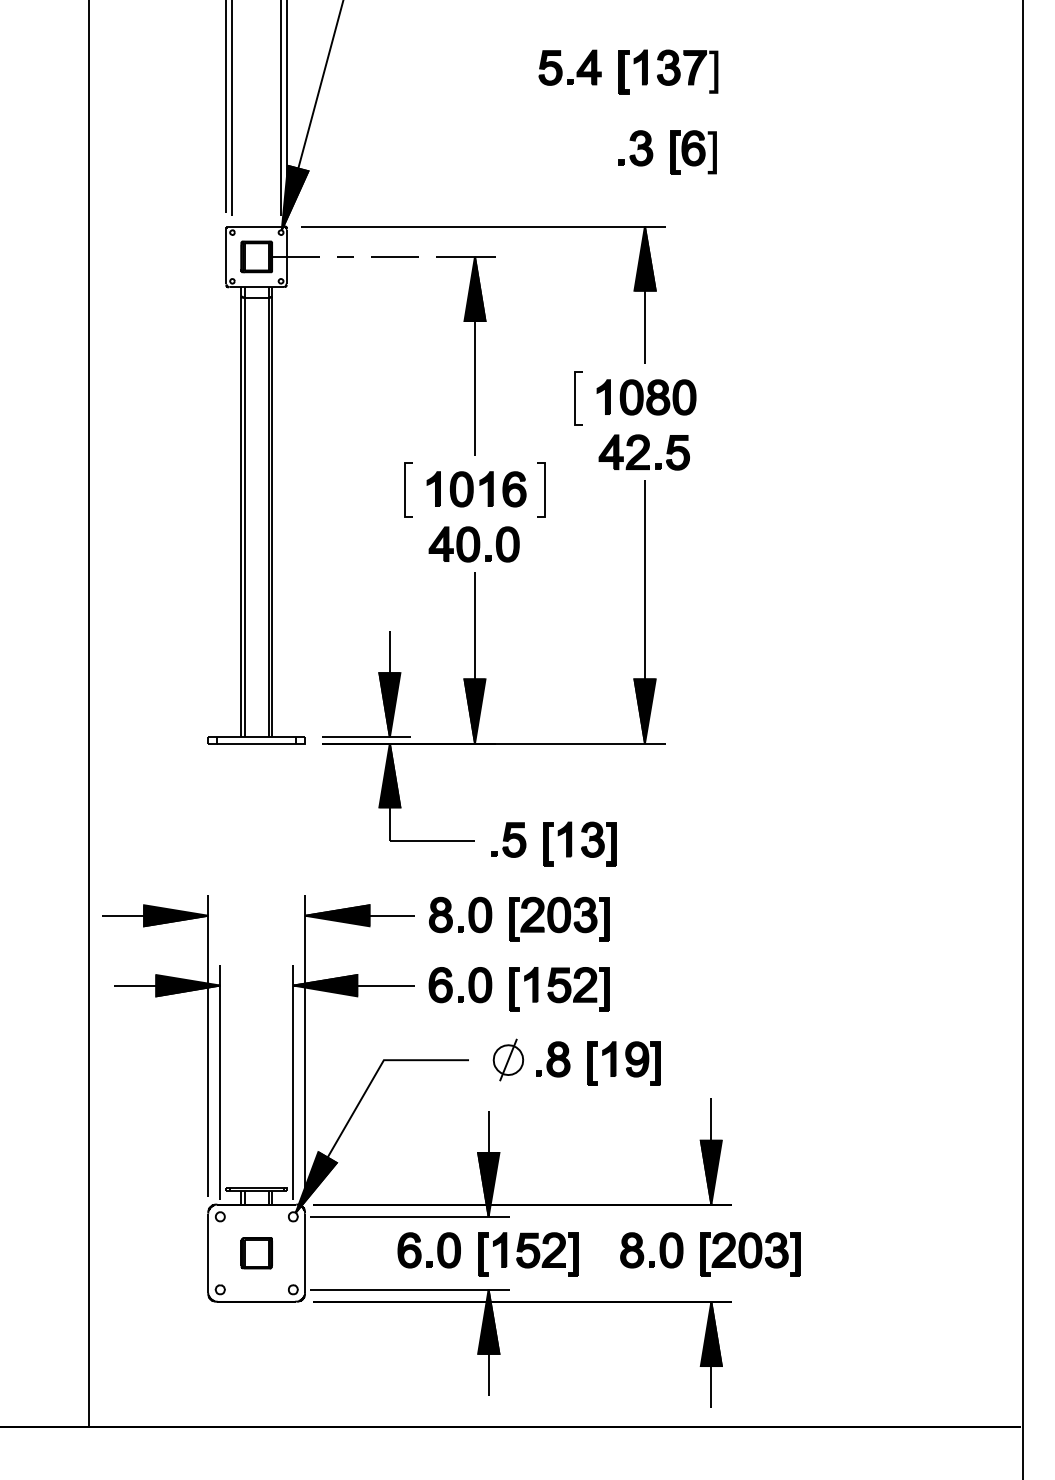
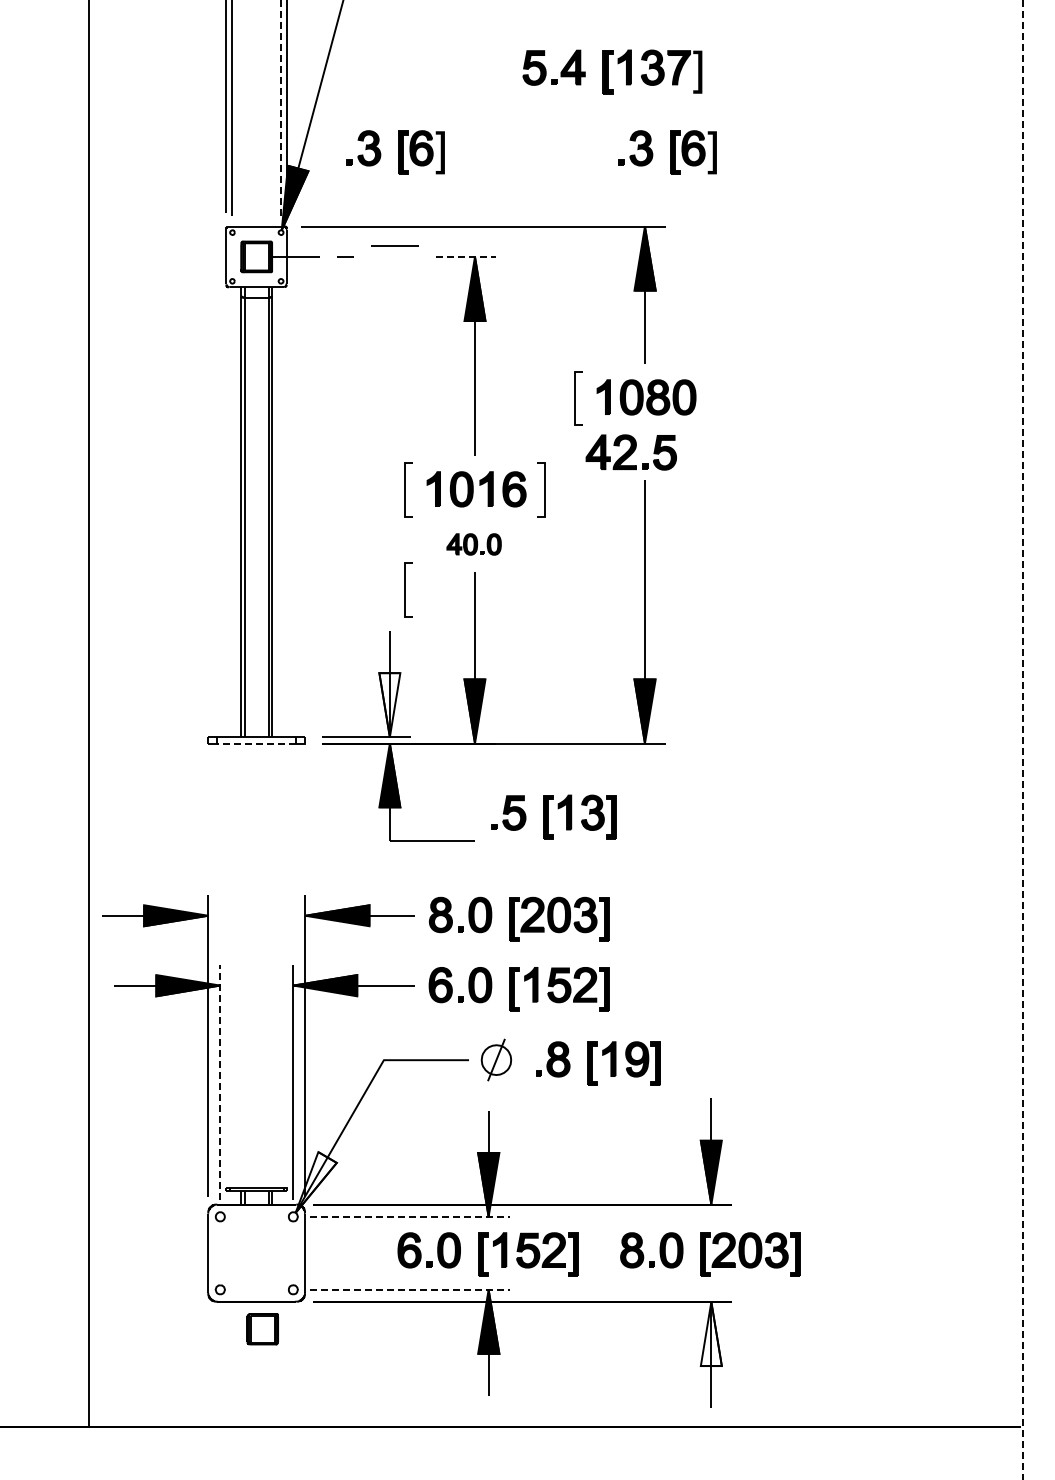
part position: (628, 71) -> (612, 71) (612, 71)
line: solid -> dashed (281, 107)
part: none -> present (395, 152)
line position: (394, 256) -> (394, 245) (394, 245)
line: solid -> dashed (466, 256)
part position: (643, 452) -> (630, 452) (630, 452)
part size: 92x37 px -> 56x23 px (473, 544)
line: none -> present (405, 589)
fill: present -> none (389, 705)
line: solid -> dashed (1023, 739)
line: solid -> dashed (256, 743)
part position: (553, 843) -> (553, 816) (553, 816)
part position: (508, 1059) -> (496, 1059) (496, 1059)
line: solid -> dashed (220, 1082)
fill: present -> none (315, 1182)
line: solid -> dashed (410, 1216)
part position: (256, 1253) -> (262, 1329) (262, 1329)
line: solid -> dashed (410, 1289)
fill: present -> none (710, 1333)
